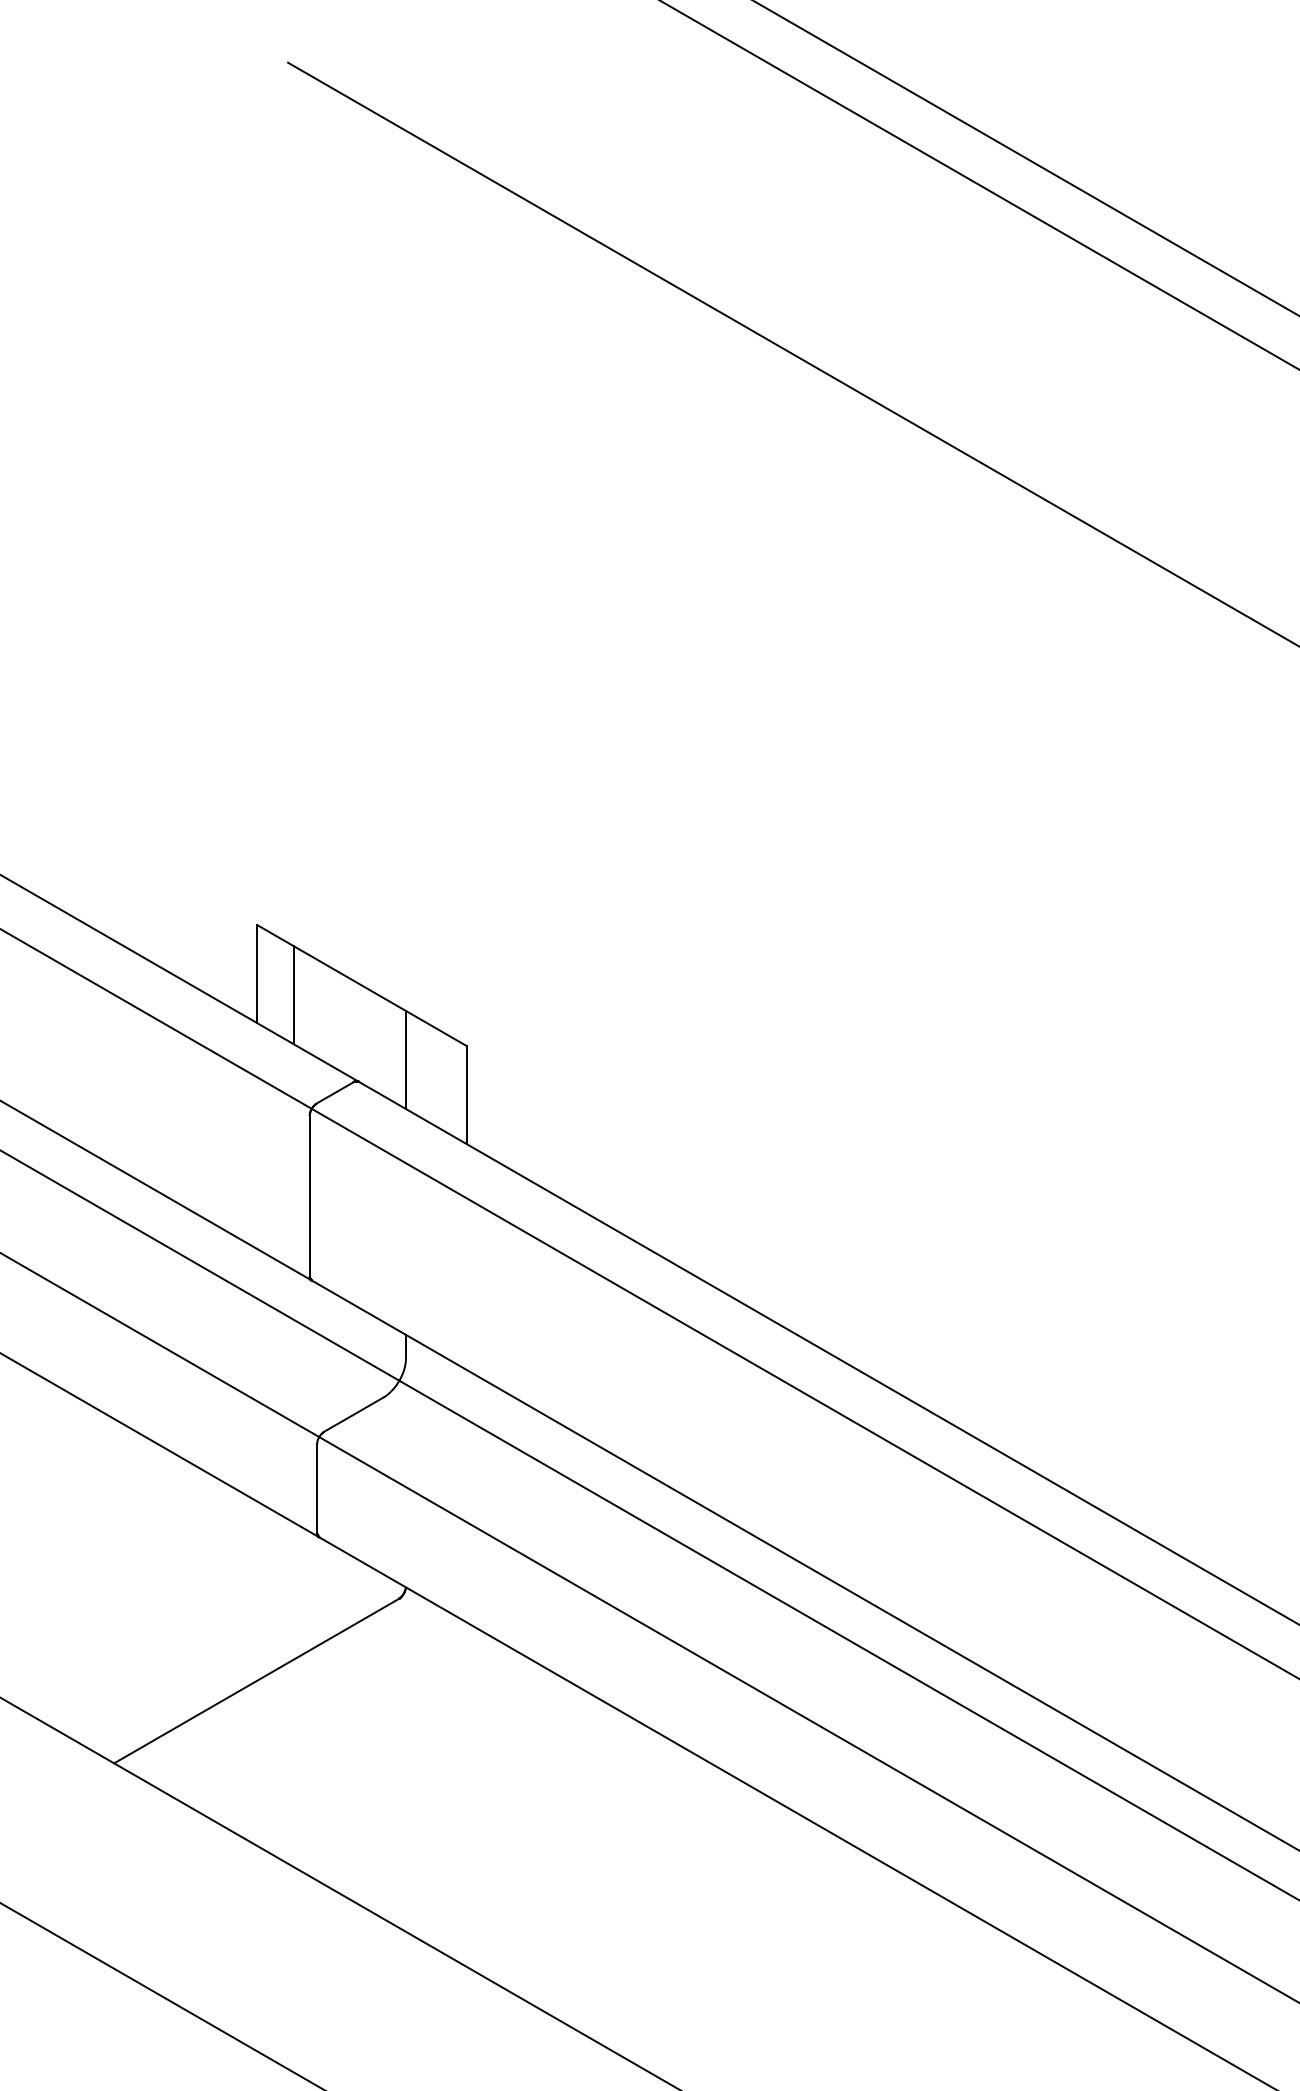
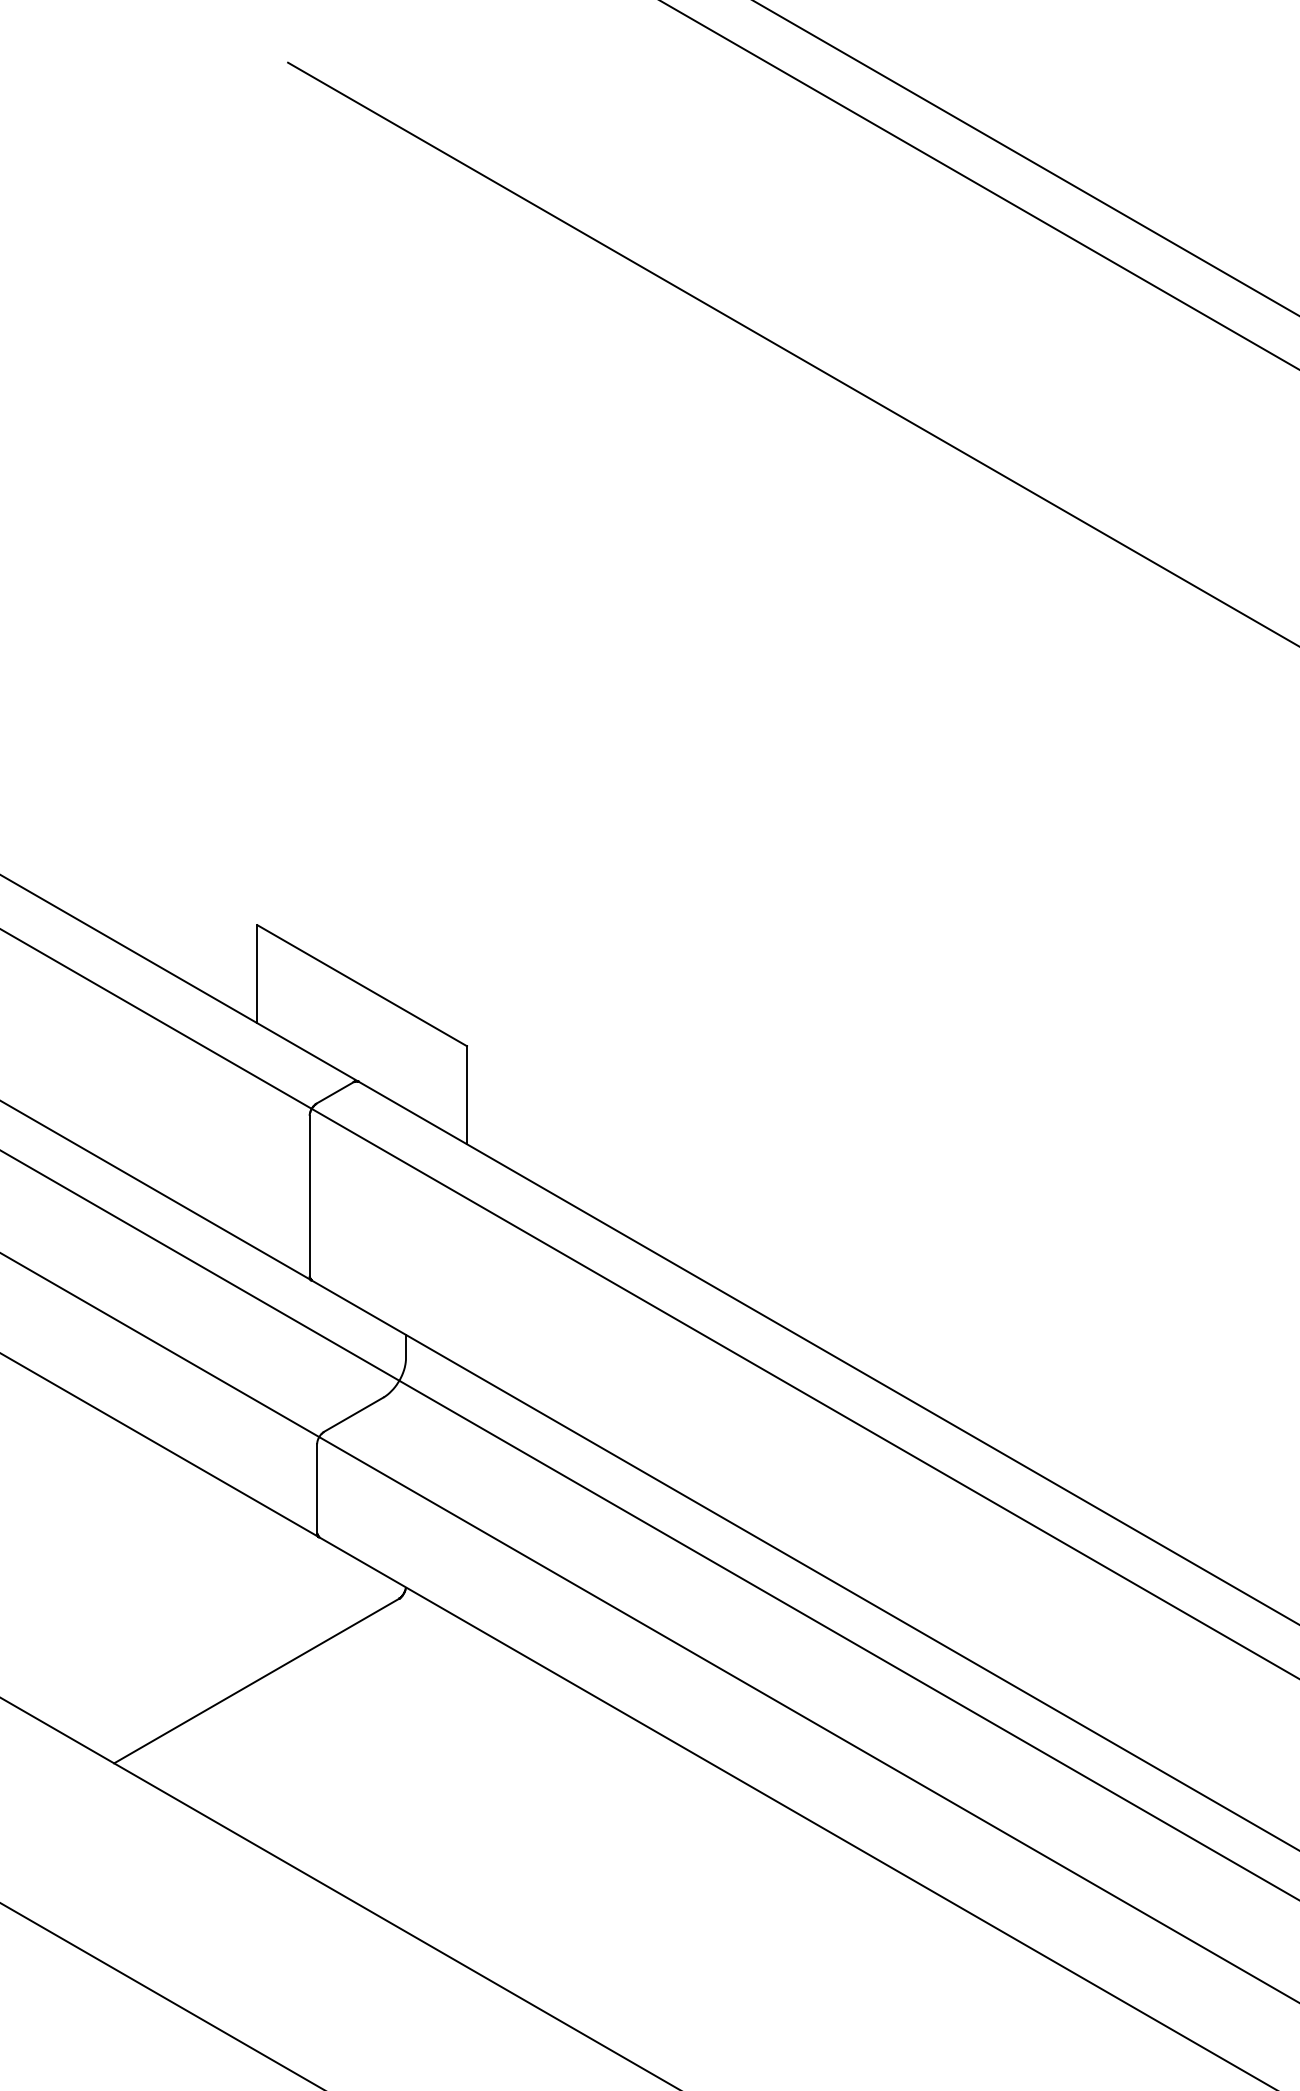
line: present -> none (294, 995)
line: present -> none (406, 1059)
